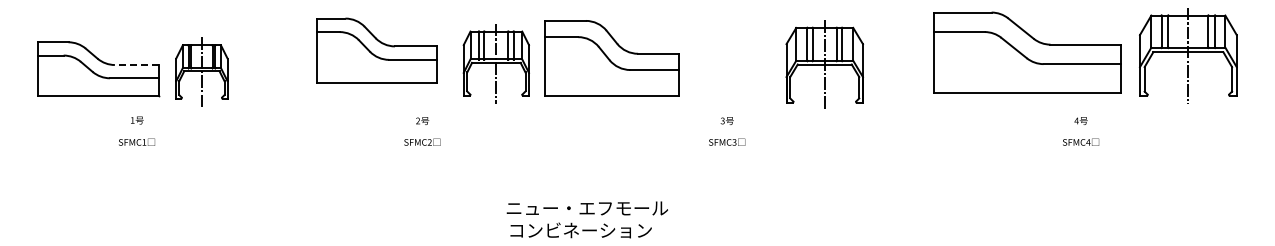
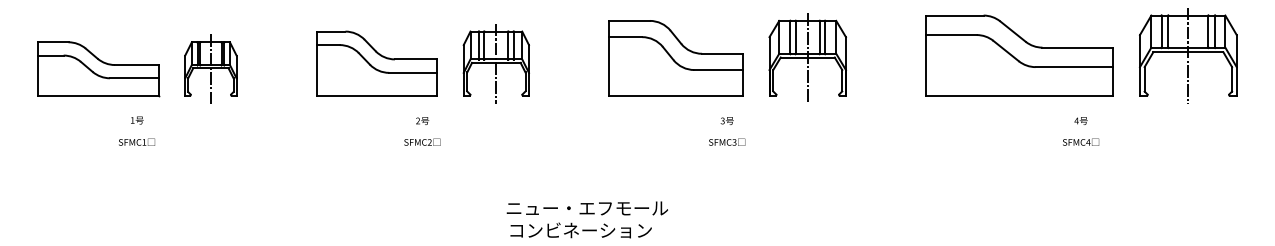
part position: (376, 50) -> (376, 63) (376, 63)
part position: (1027, 52) -> (1019, 55) (1019, 55)
part position: (611, 58) -> (675, 58) (675, 58)
part position: (824, 64) -> (807, 57) (807, 57)
line: dashed -> solid (136, 65)
part position: (201, 71) -> (210, 68) (210, 68)
